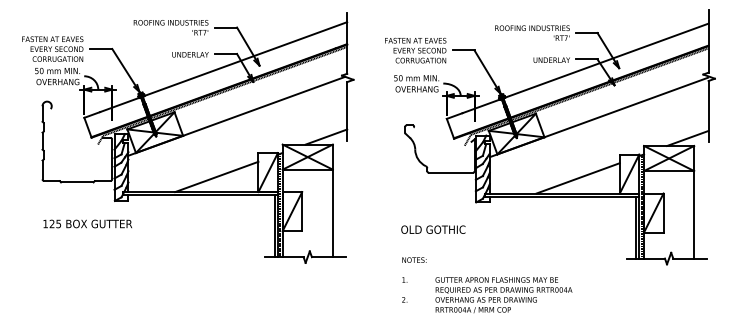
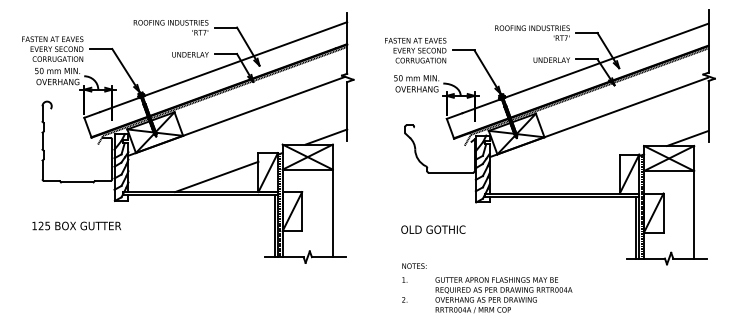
line: present -> none (577, 178)
text position: (87, 223) -> (76, 225) (76, 225)
text position: (414, 259) -> (414, 265) (414, 265)
